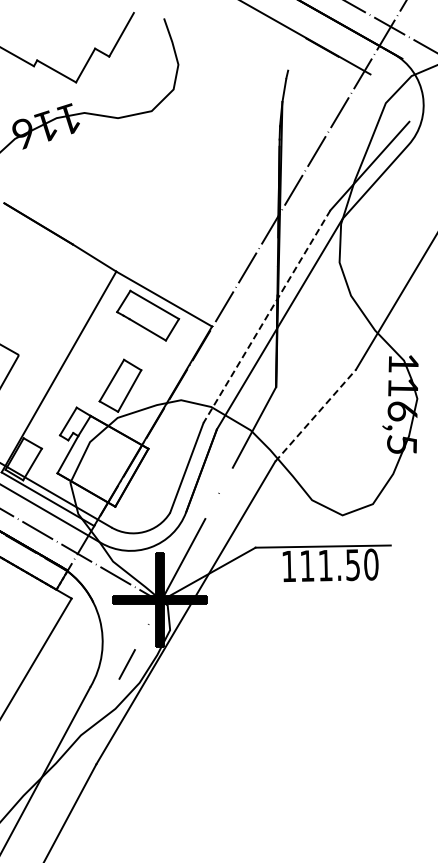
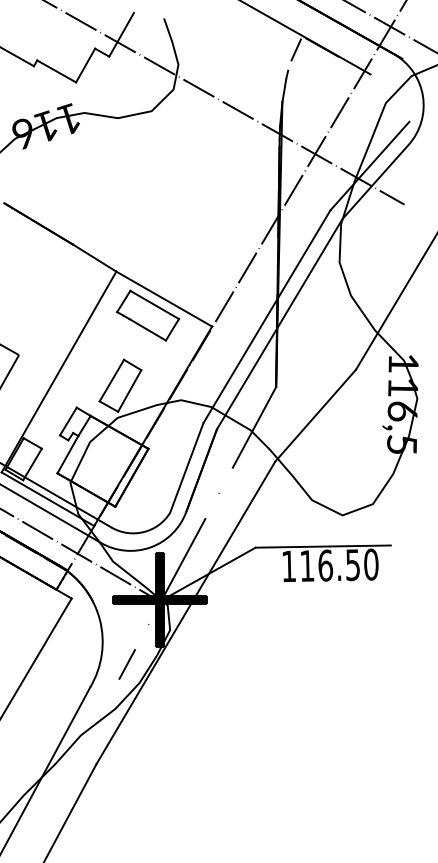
line: none -> present (296, 49)
line: none -> present (225, 103)
line: dashed -> solid (267, 316)
line: dashed -> solid (315, 415)
text: 111.50 -> 116.50 (325, 565)
